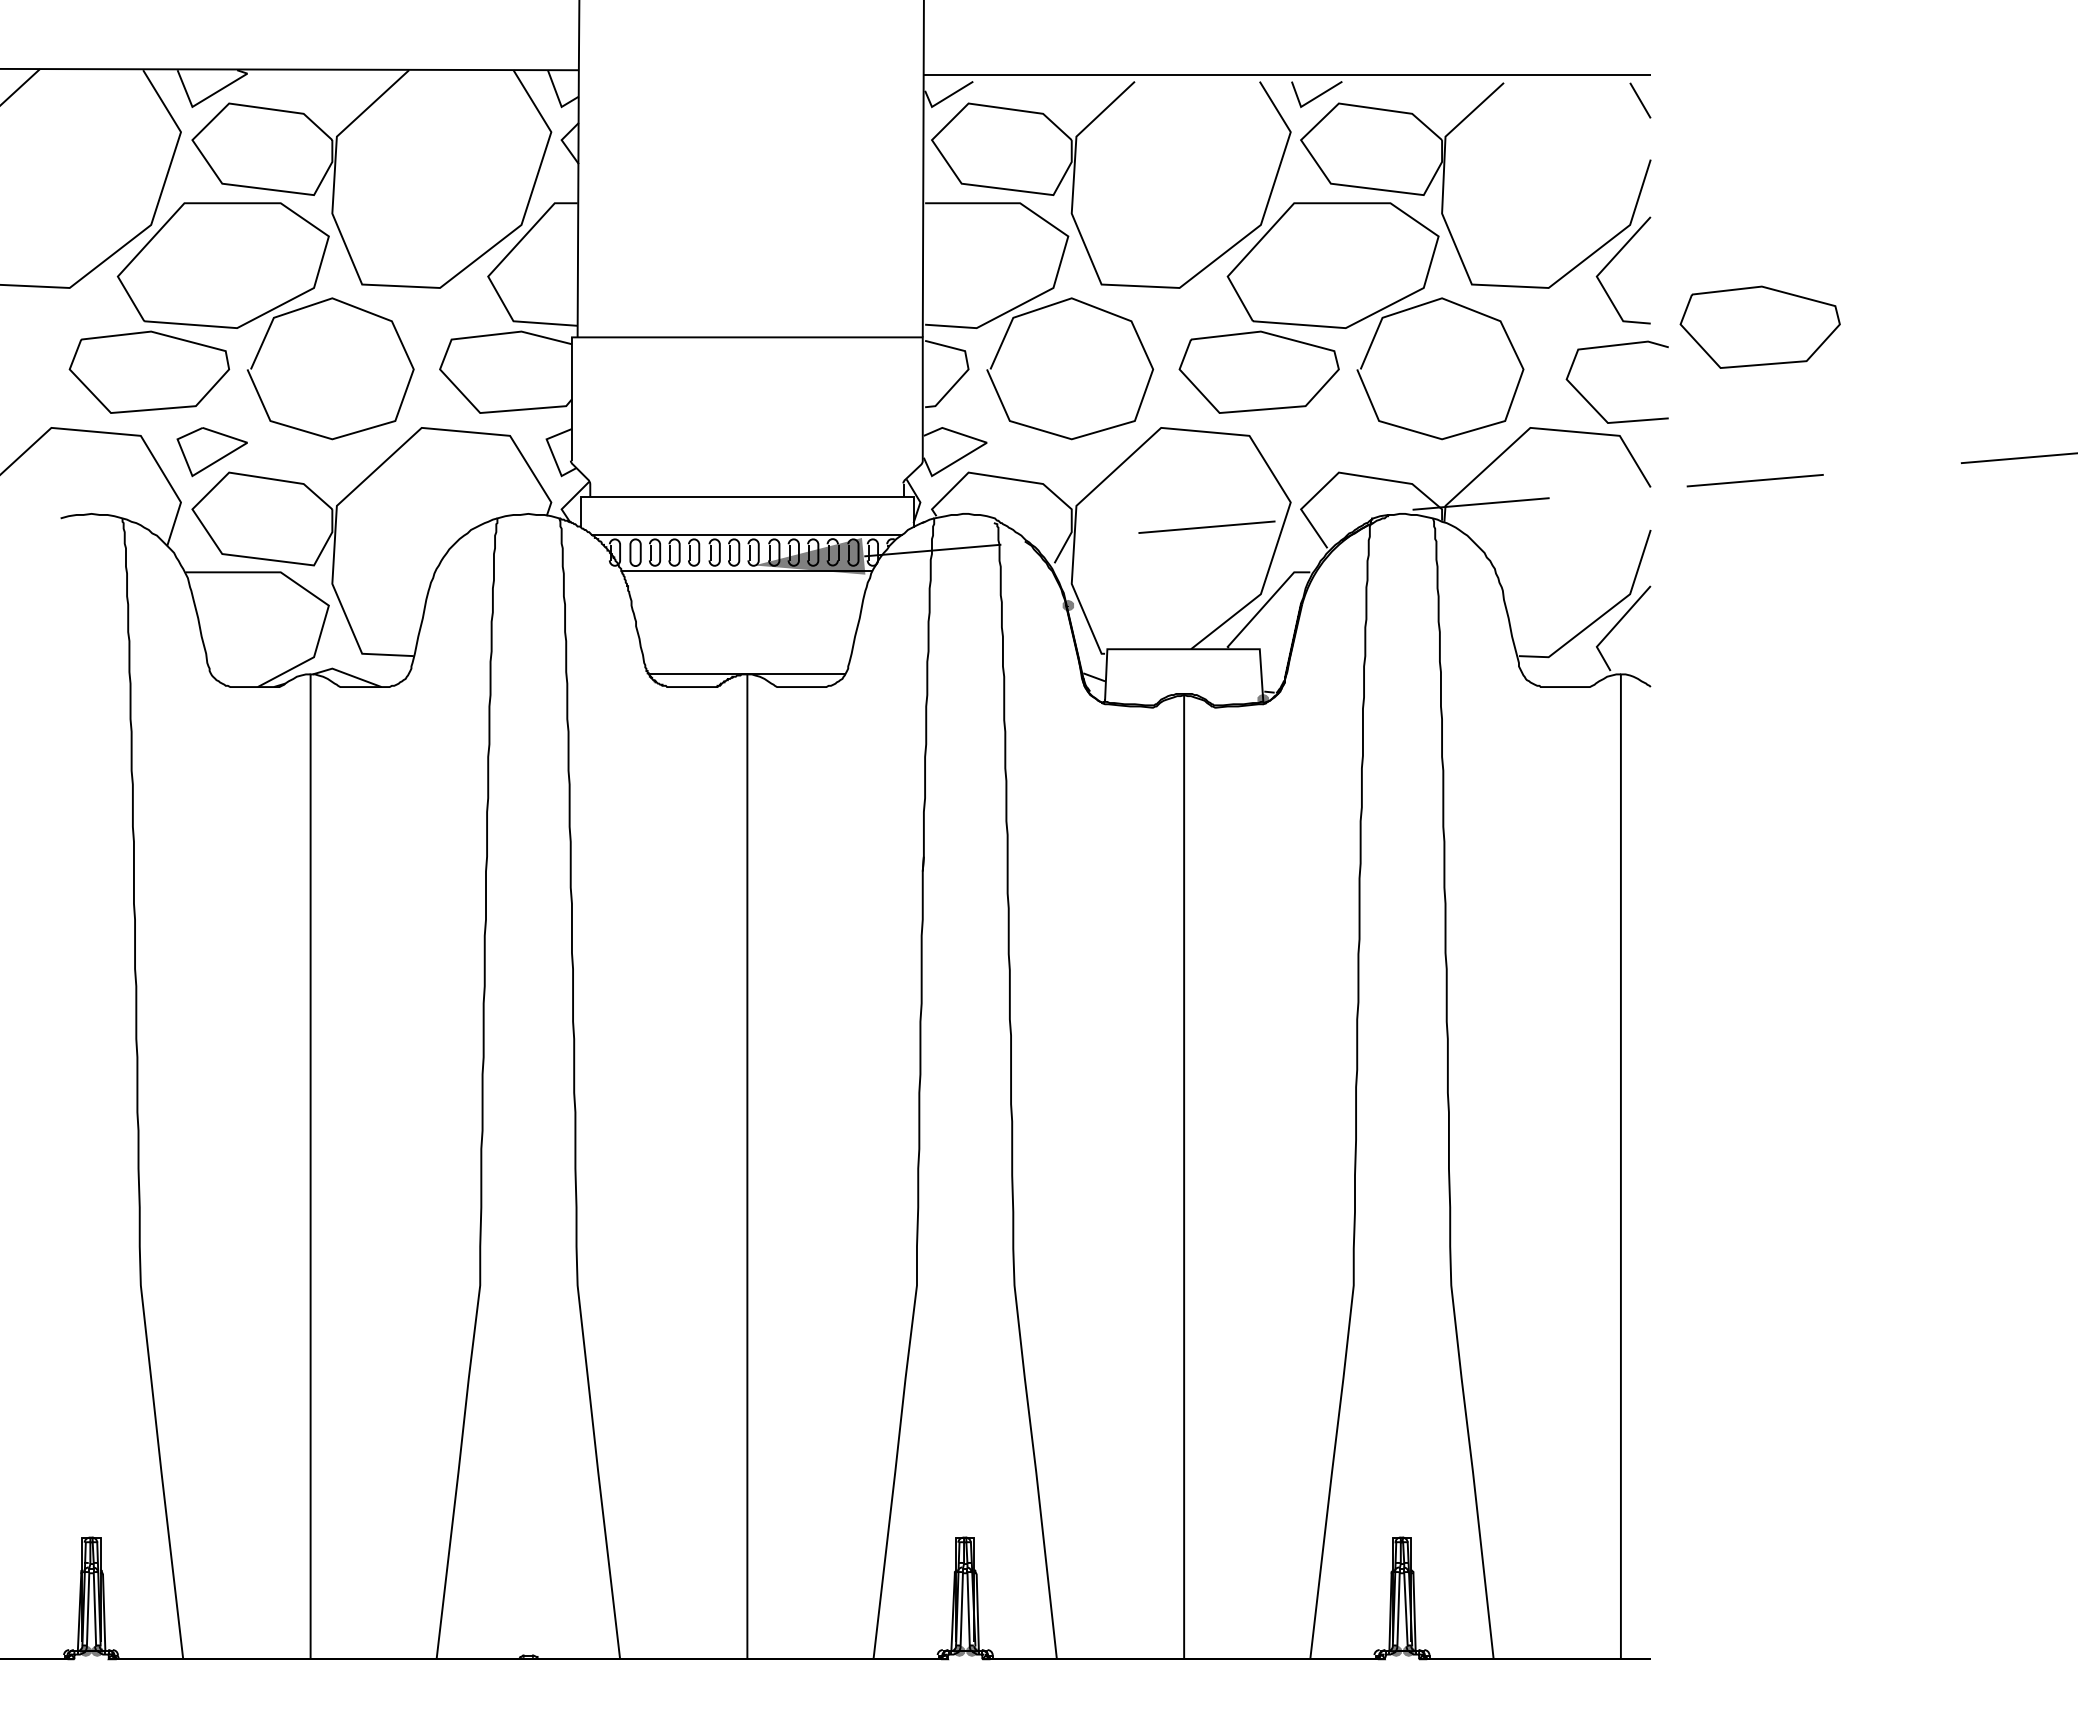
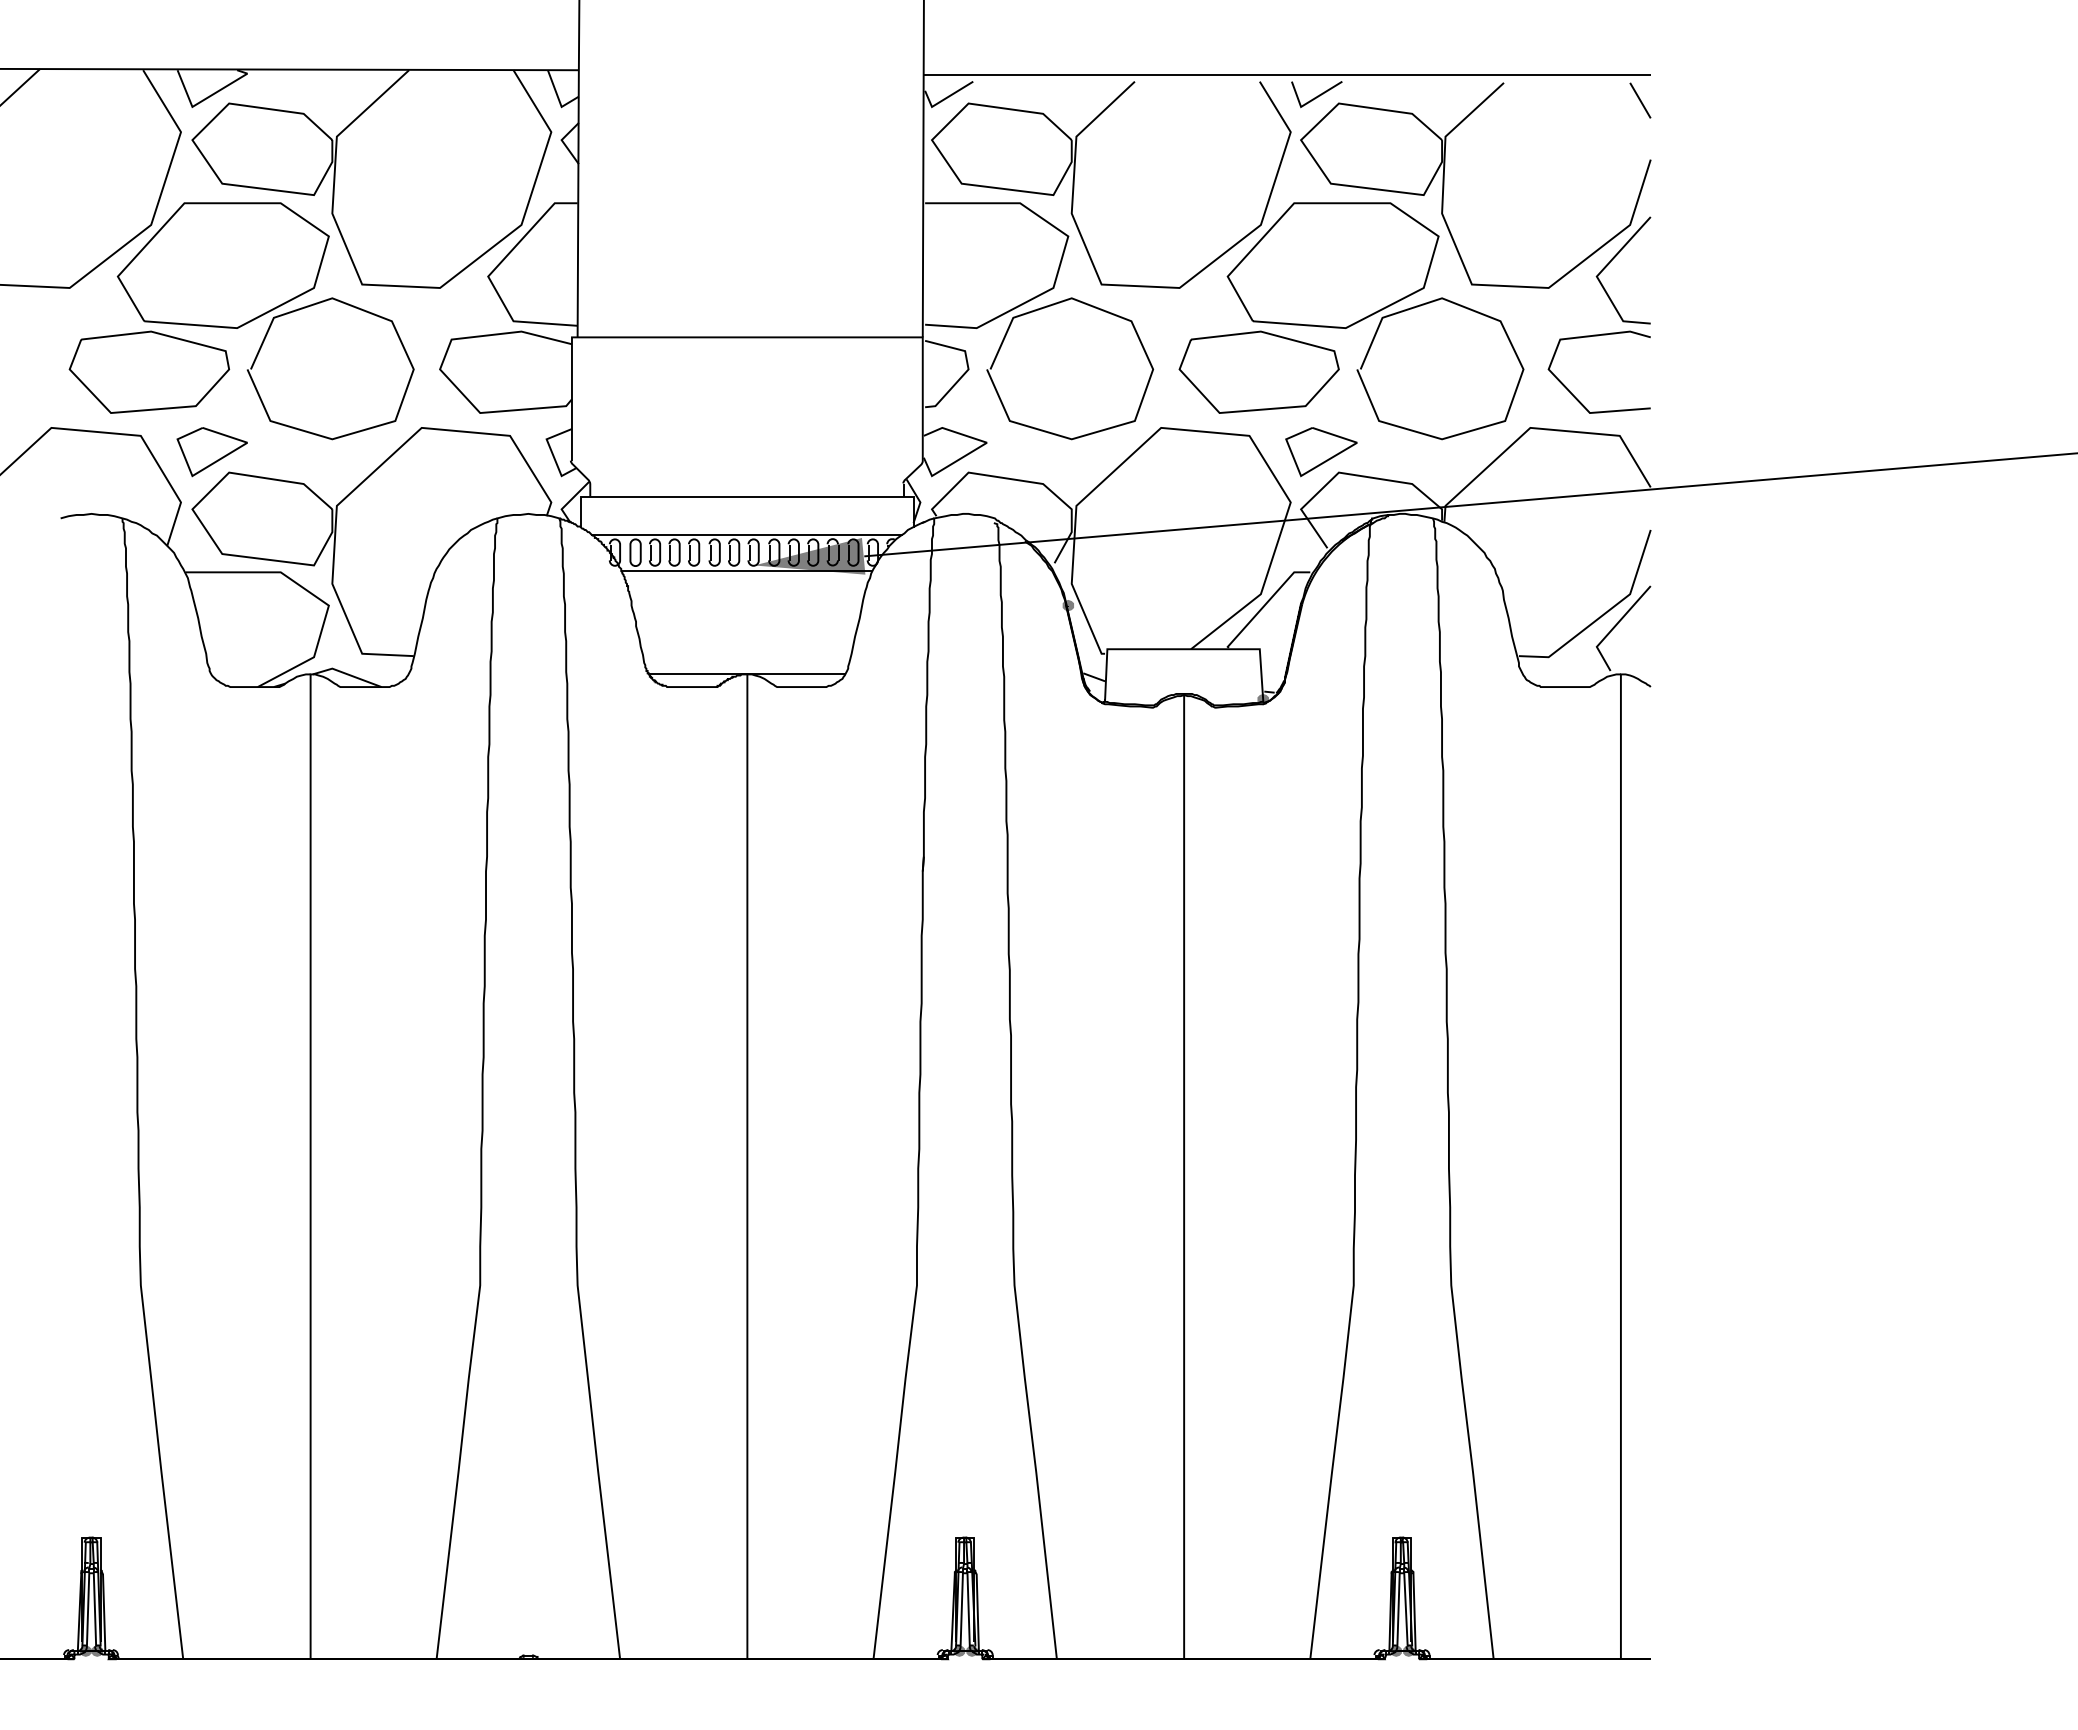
part: present -> none (1759, 326)
curve position: (1592, 405) -> (1574, 395) (1574, 395)
part: none -> present (1321, 452)
line: dashed -> solid (1471, 504)
